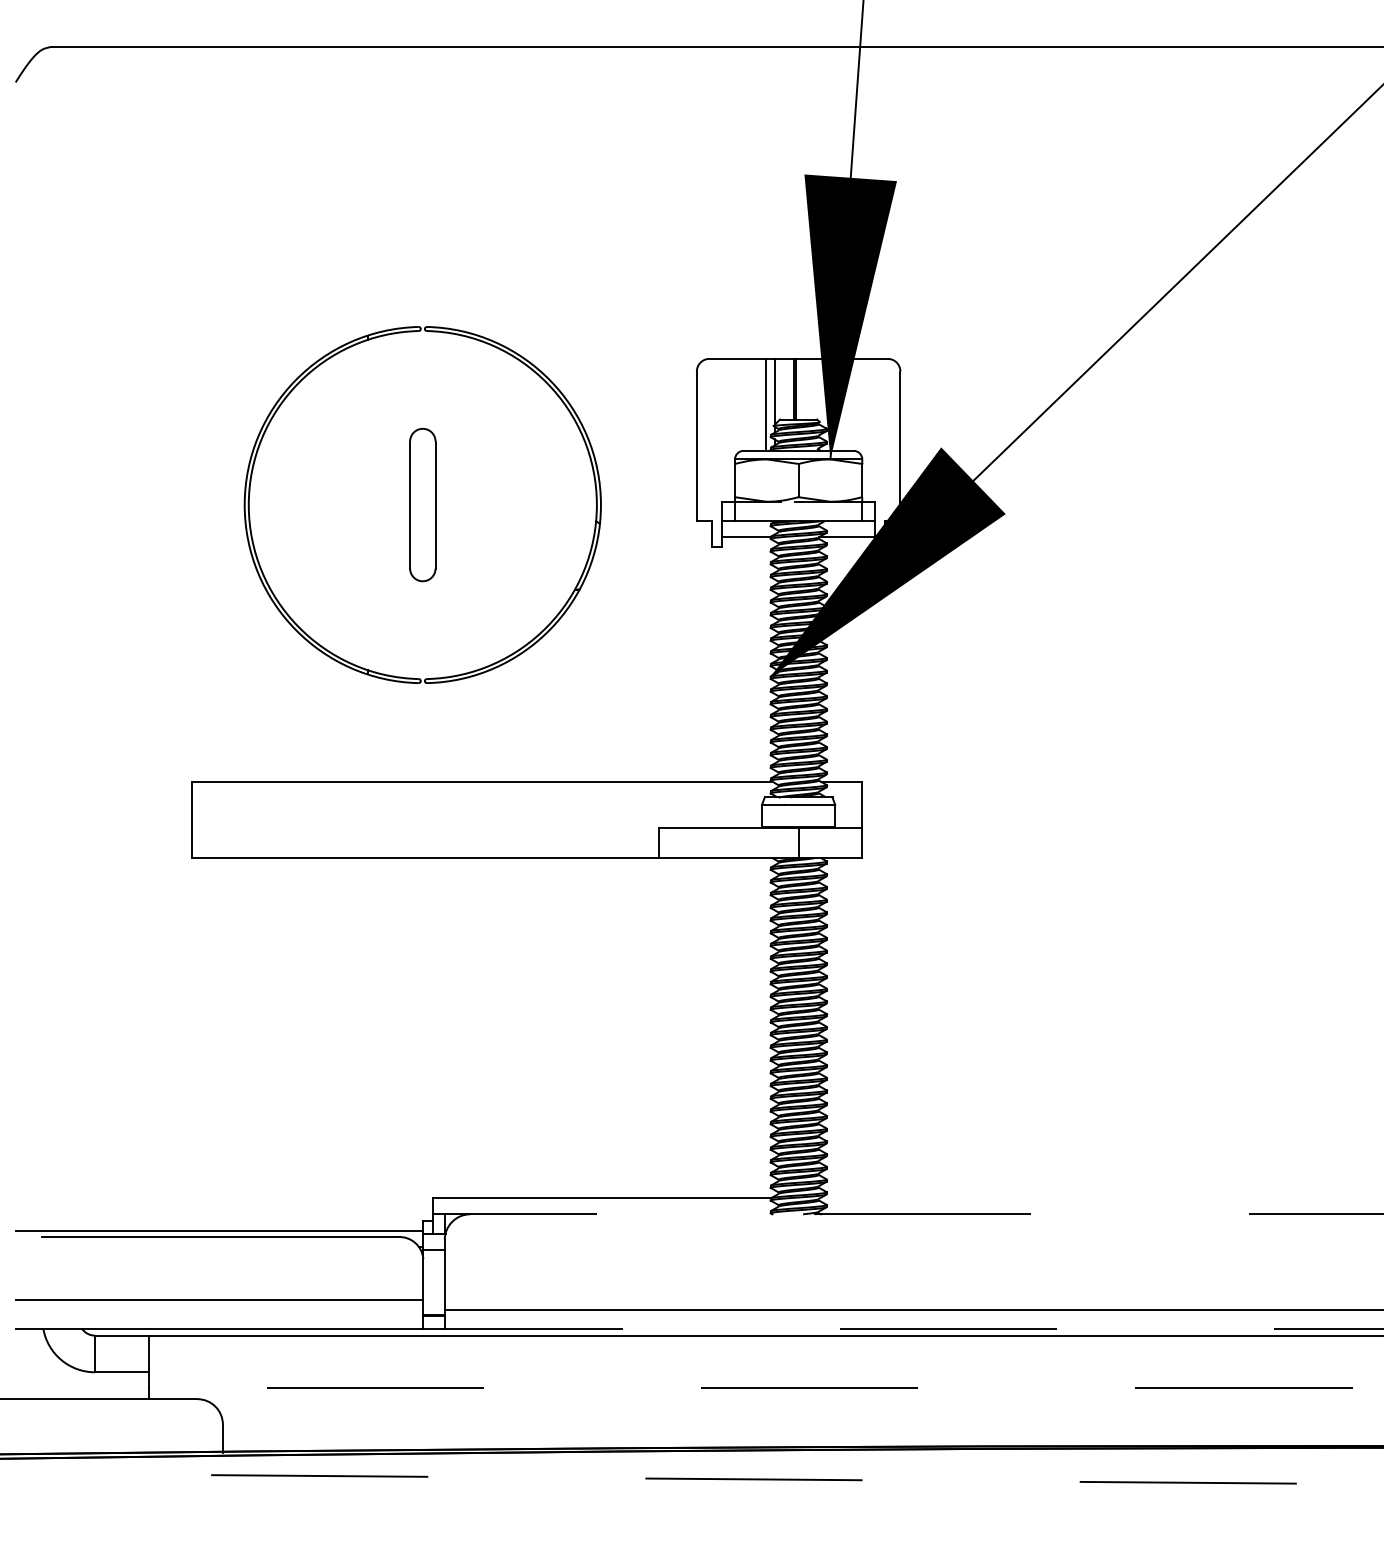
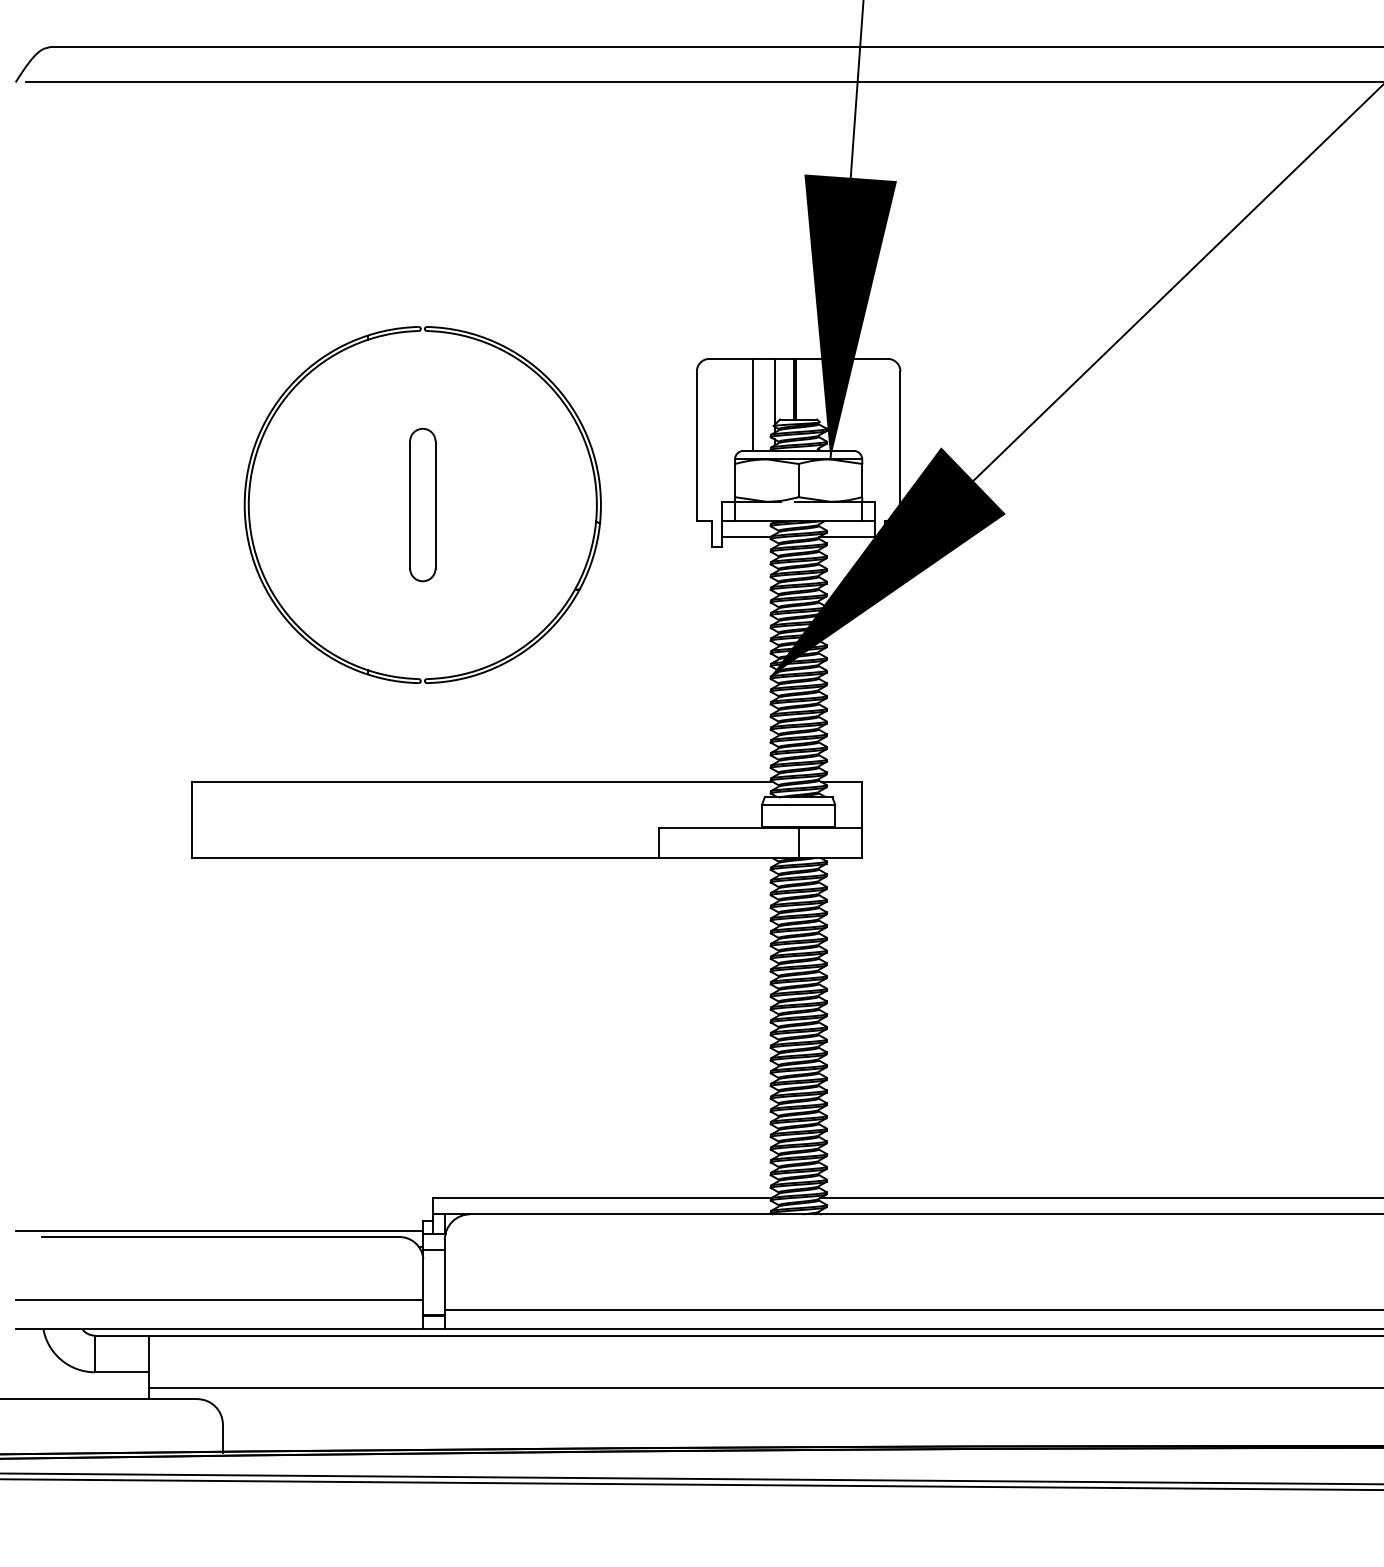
line: none -> present (702, 82)
line position: (765, 404) -> (752, 404) (752, 404)
line: none -> present (1099, 1198)
line: dashed -> solid (926, 1214)
line: dashed -> solid (913, 1328)
line: dashed -> solid (766, 1388)
line: dashed -> solid (692, 1478)
line: none -> present (691, 1484)
